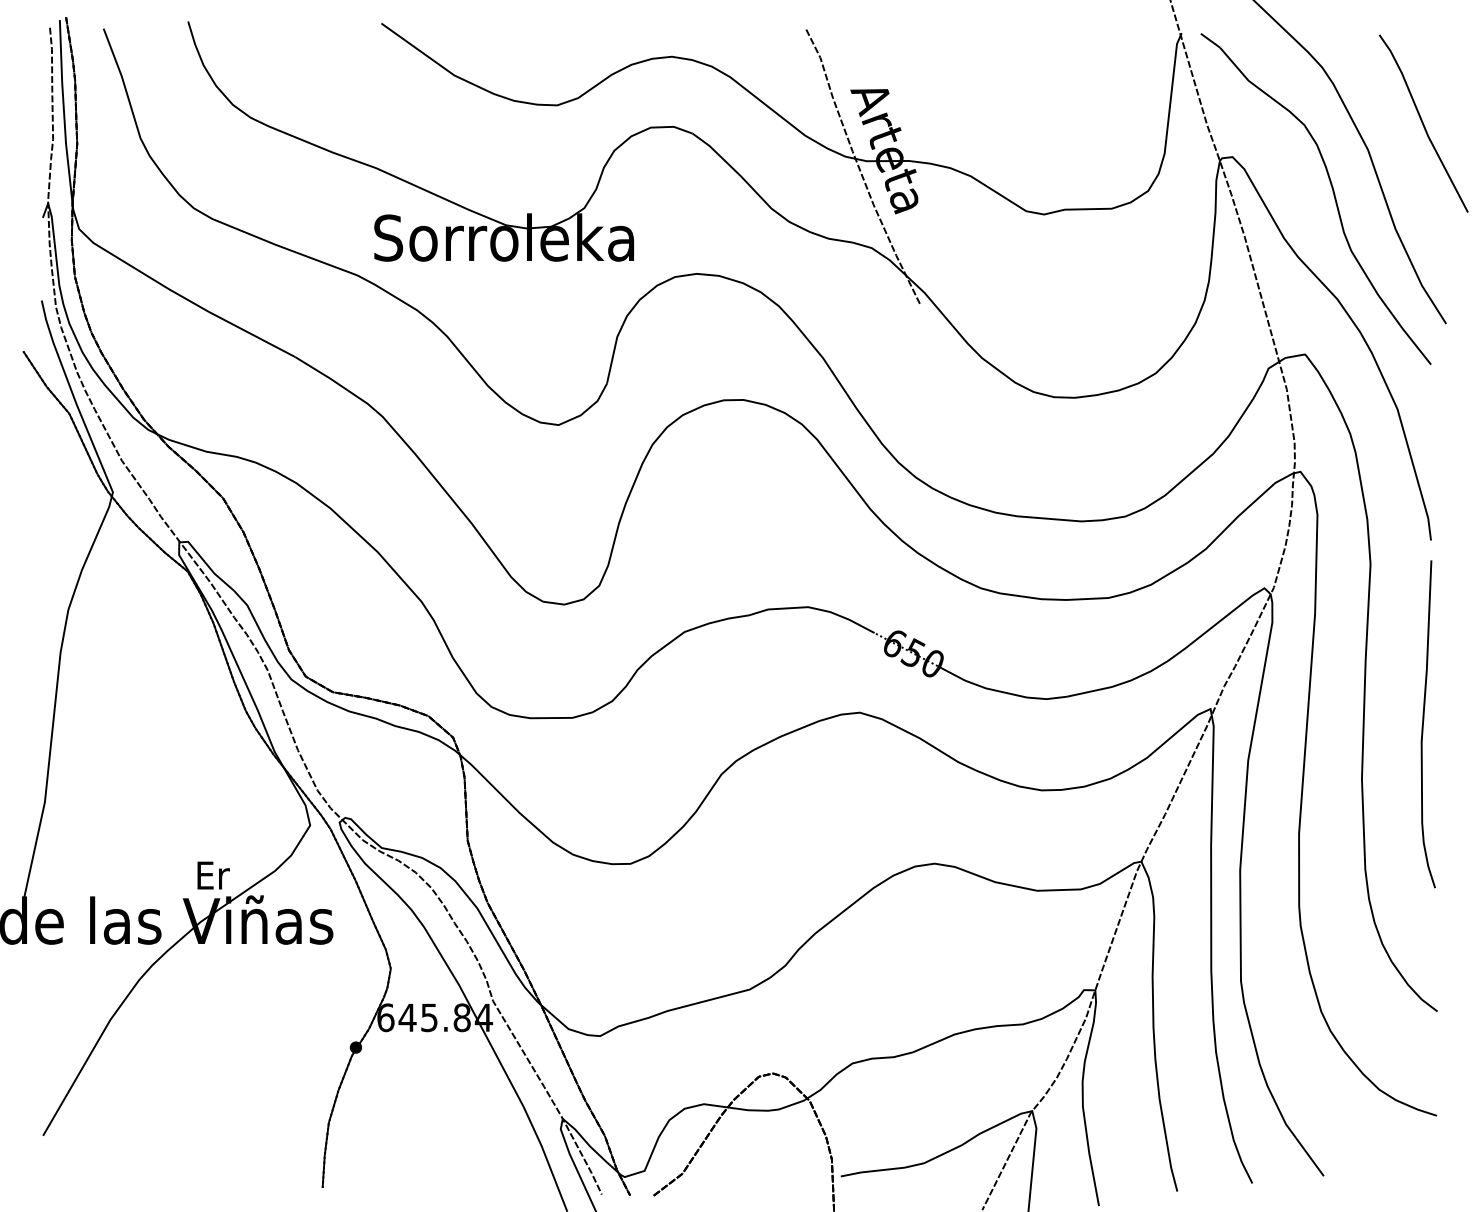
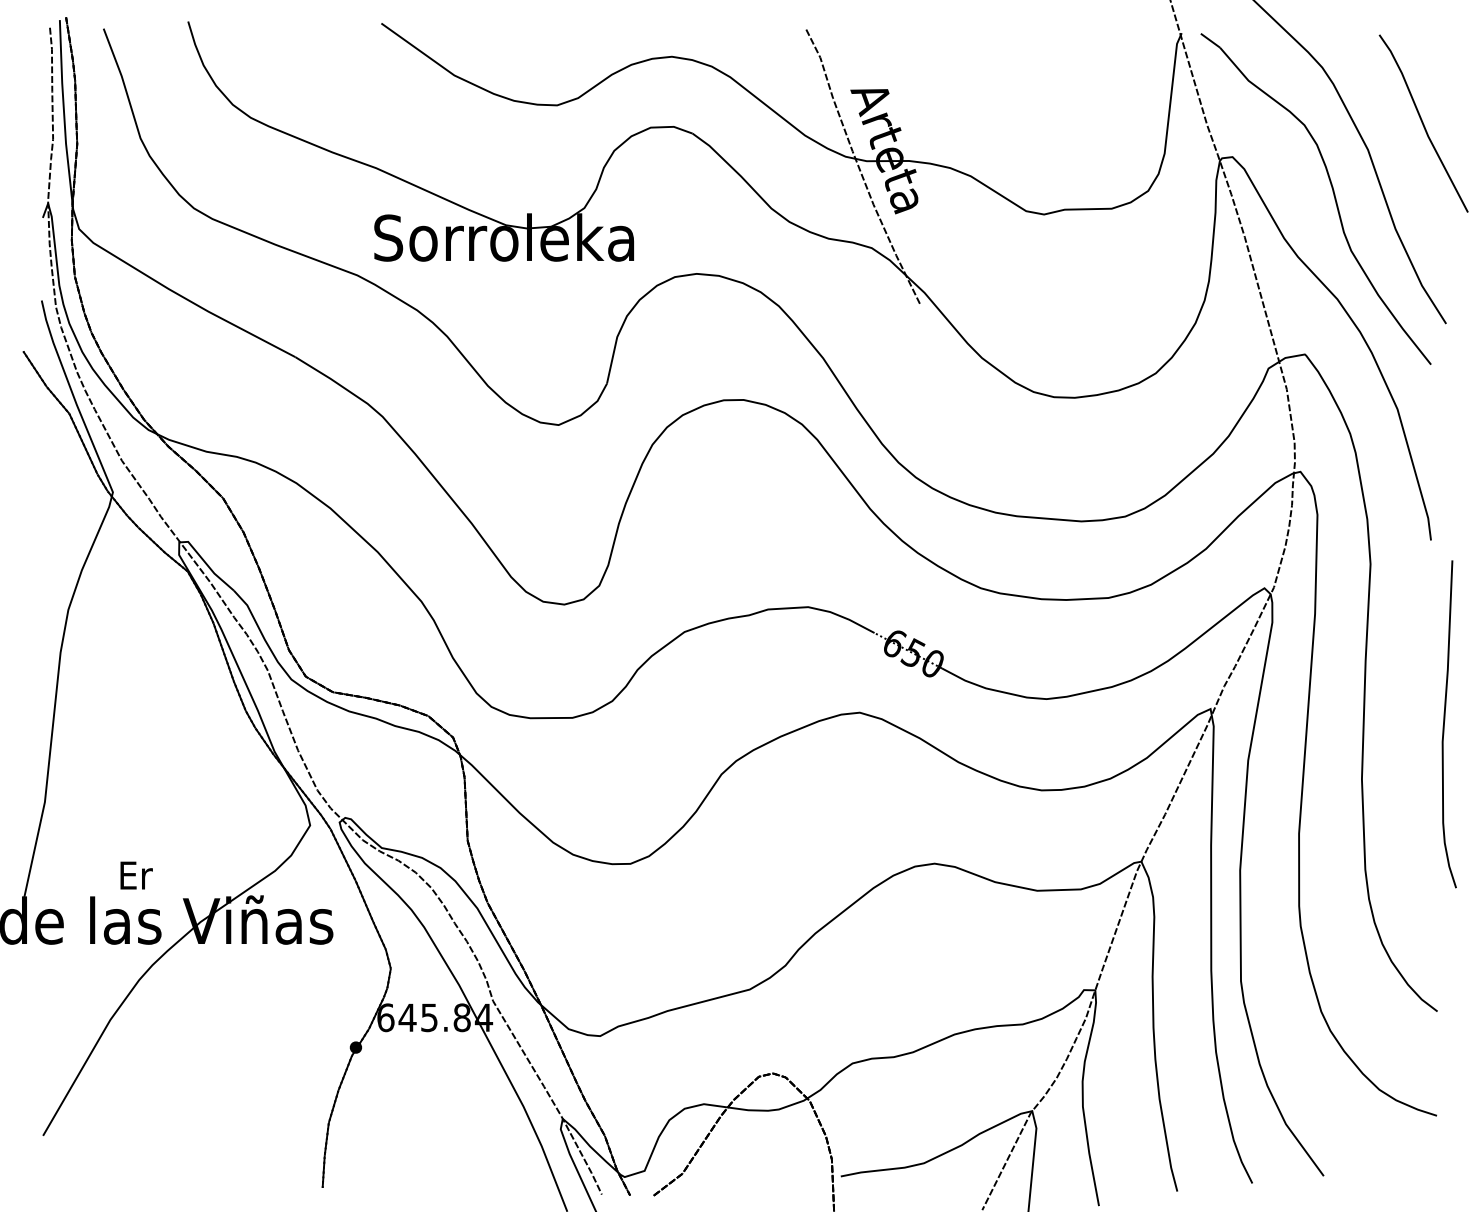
curve position: (1423, 724) -> (1444, 724) (1444, 724)
text position: (213, 875) -> (136, 875) (136, 875)
